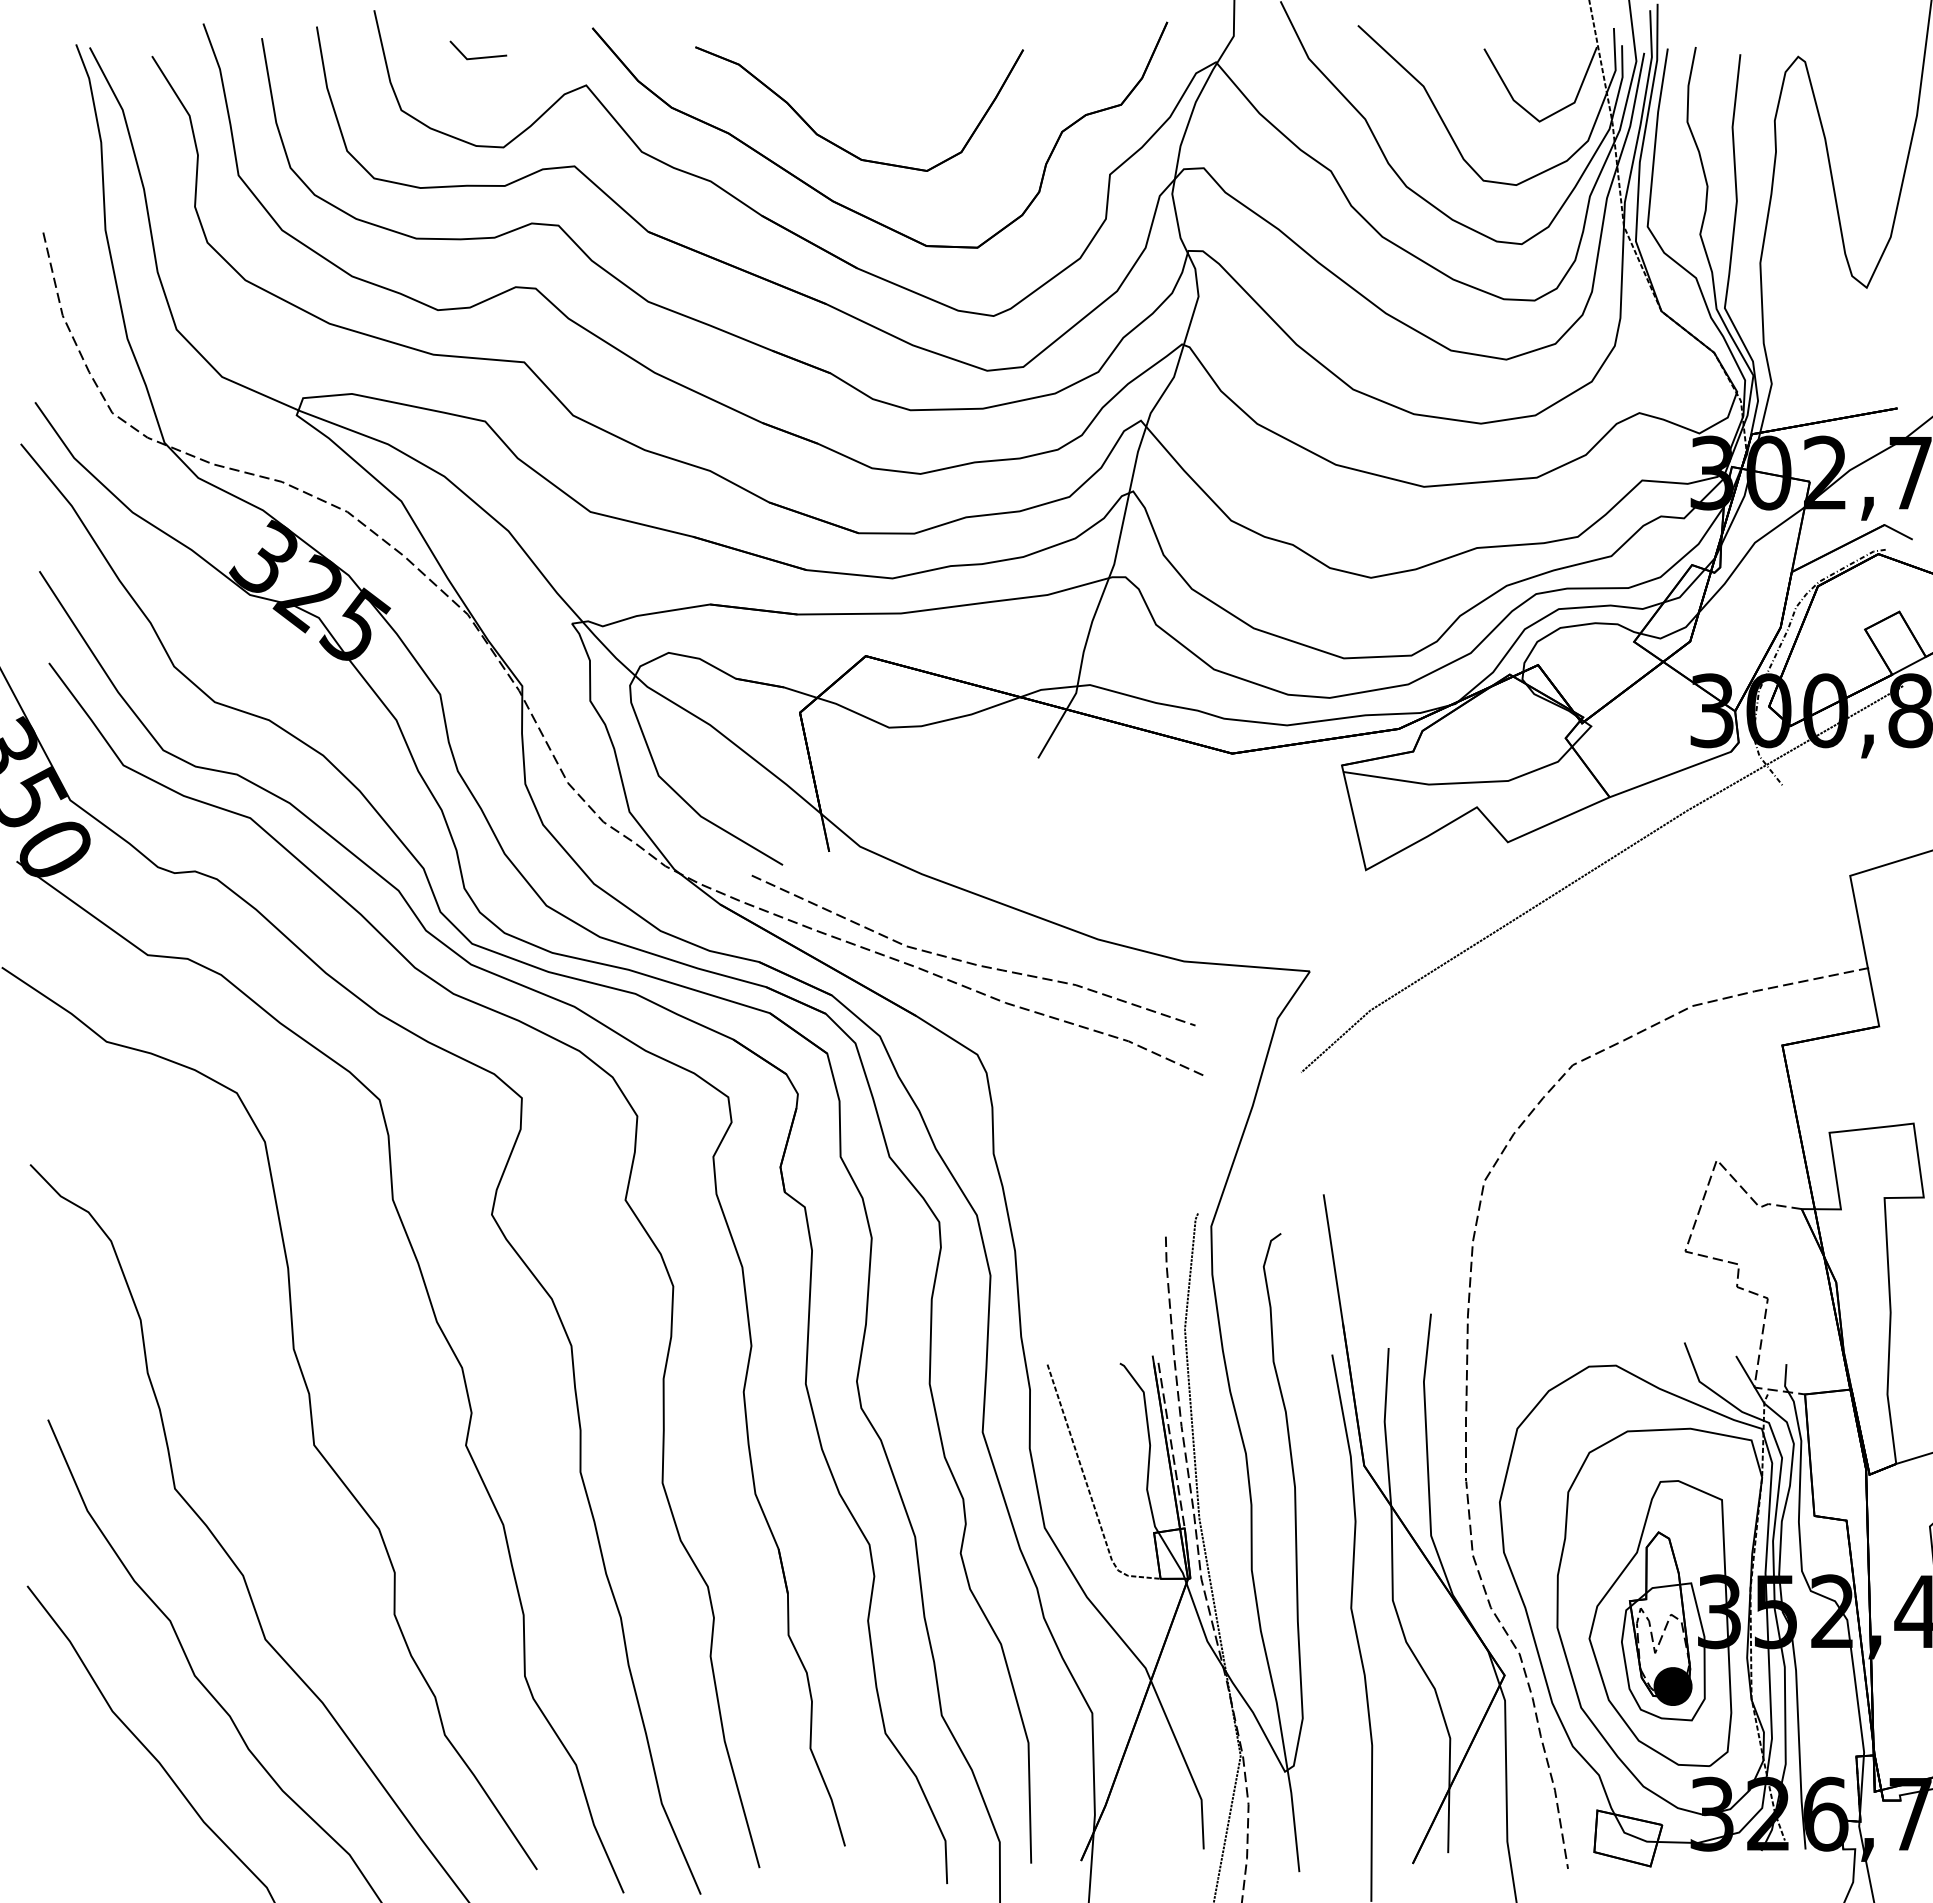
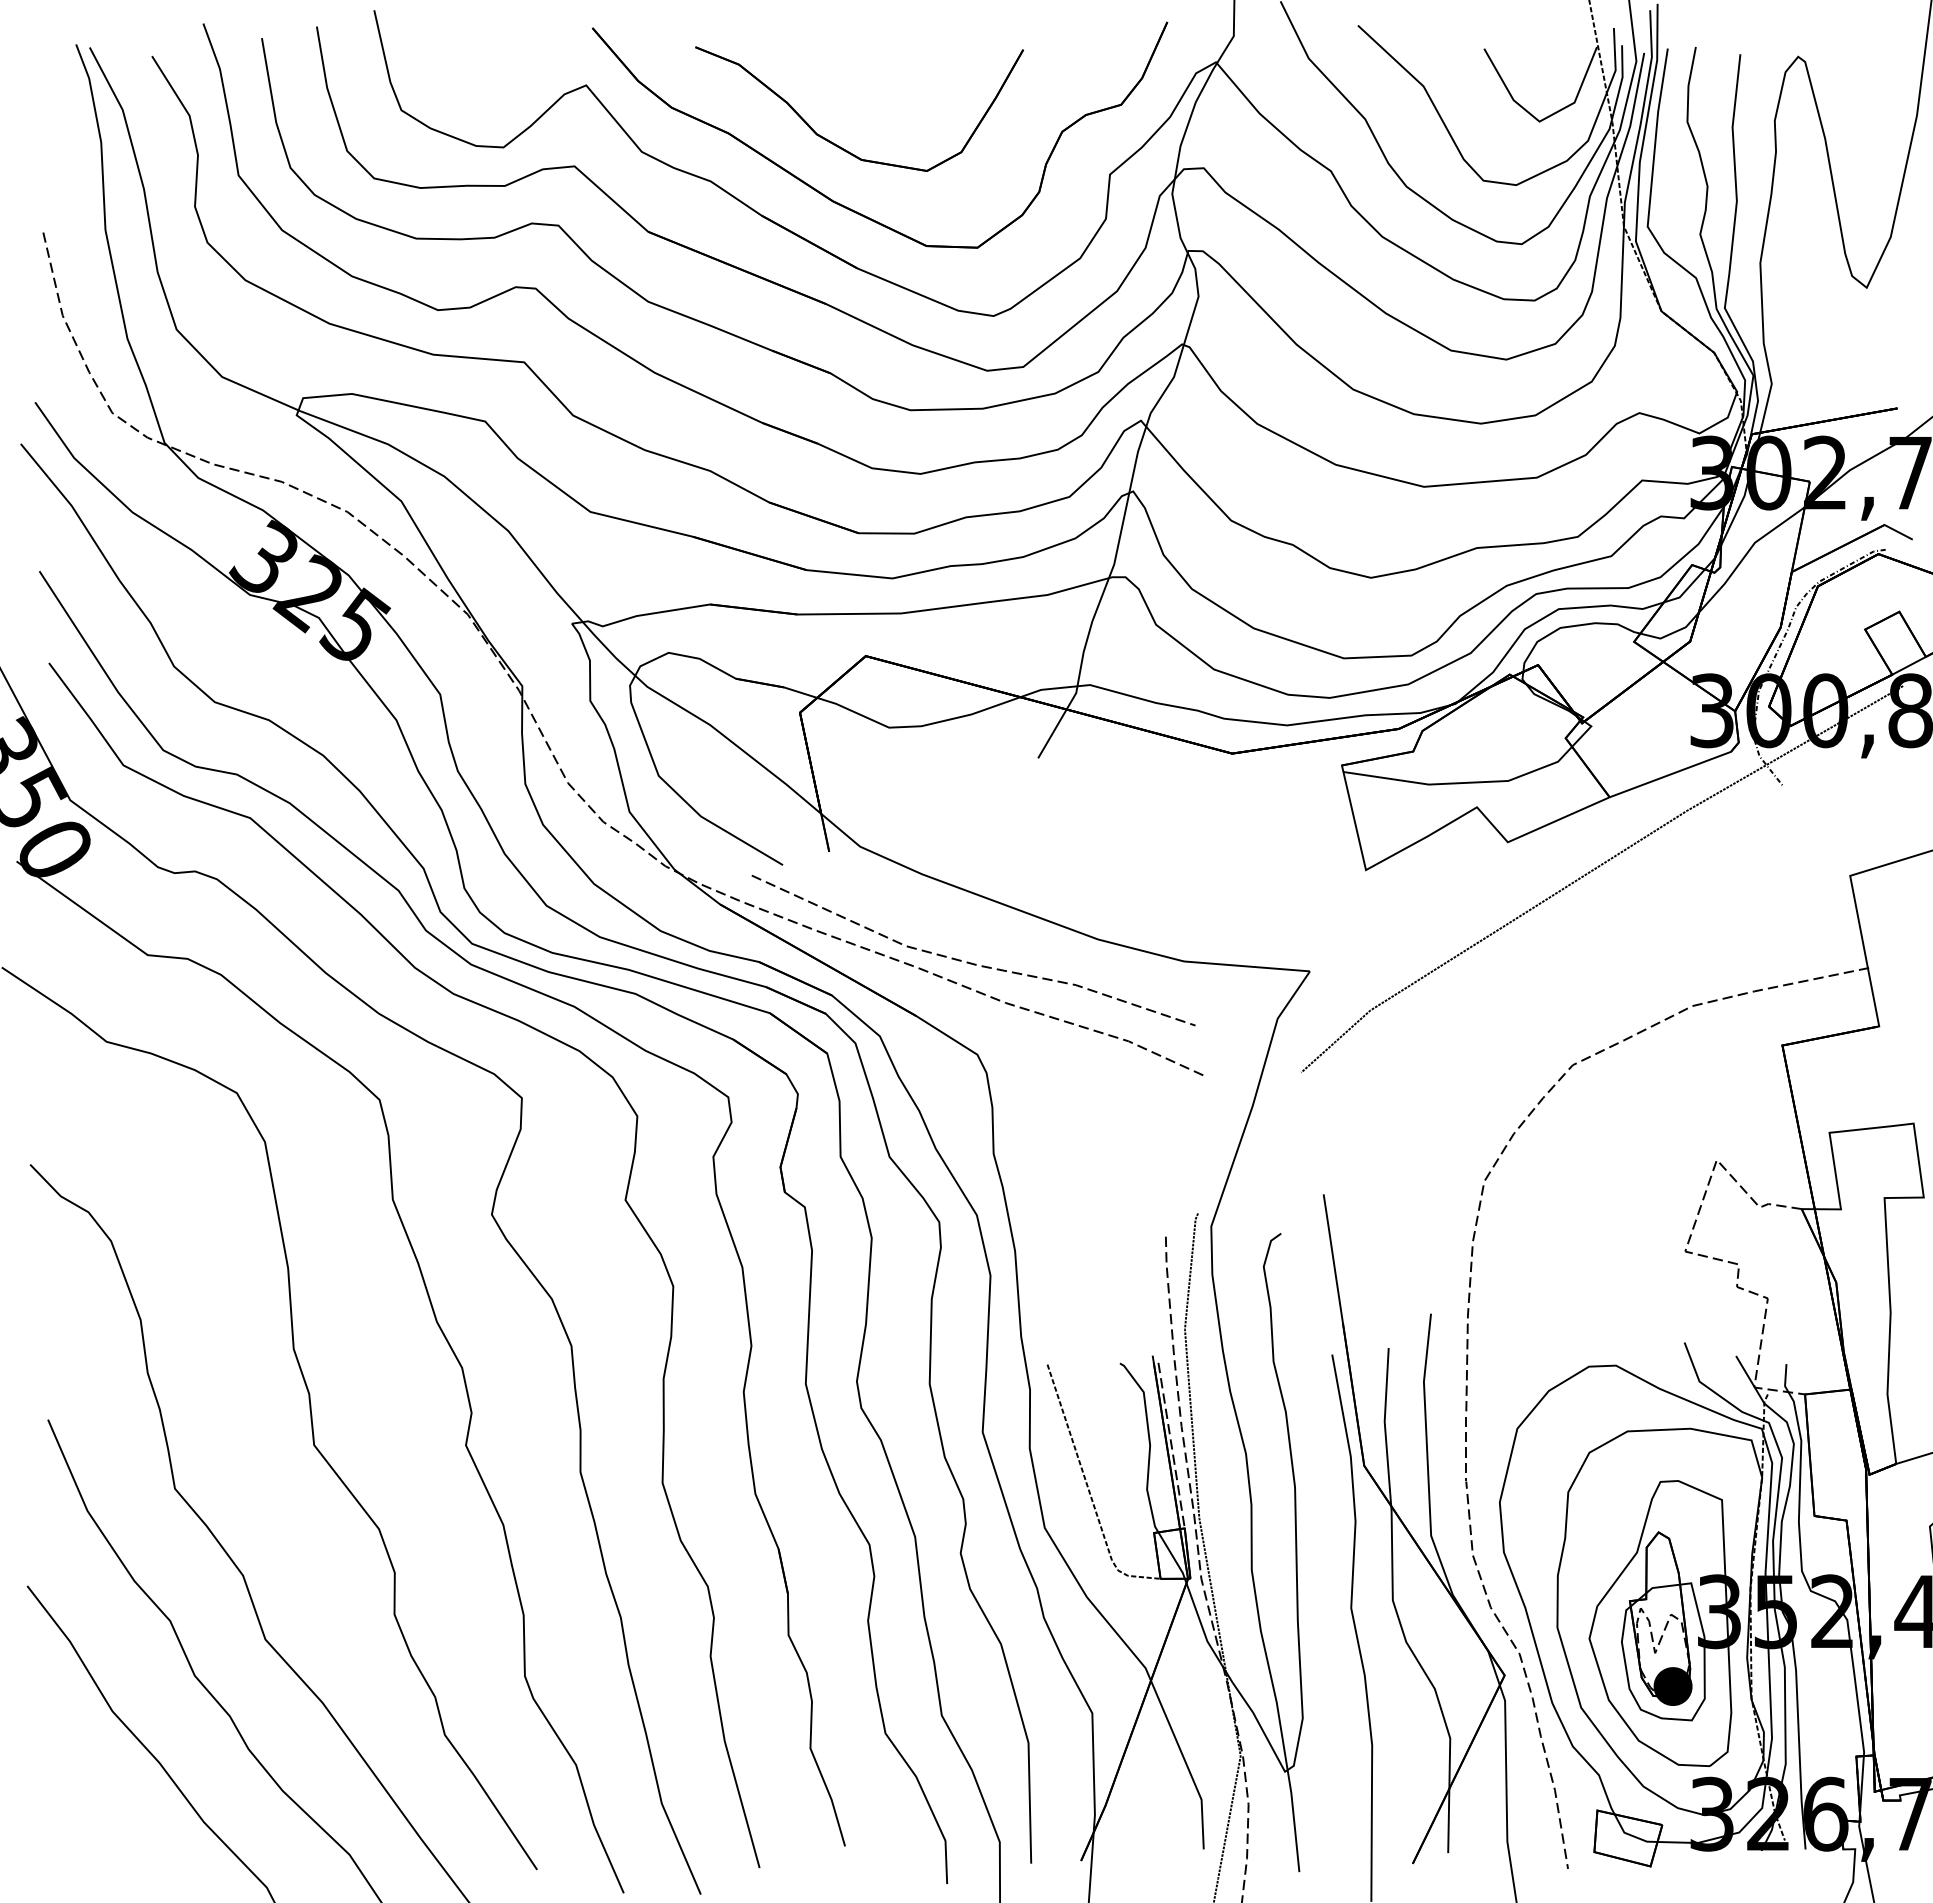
line: present -> none (478, 57)
